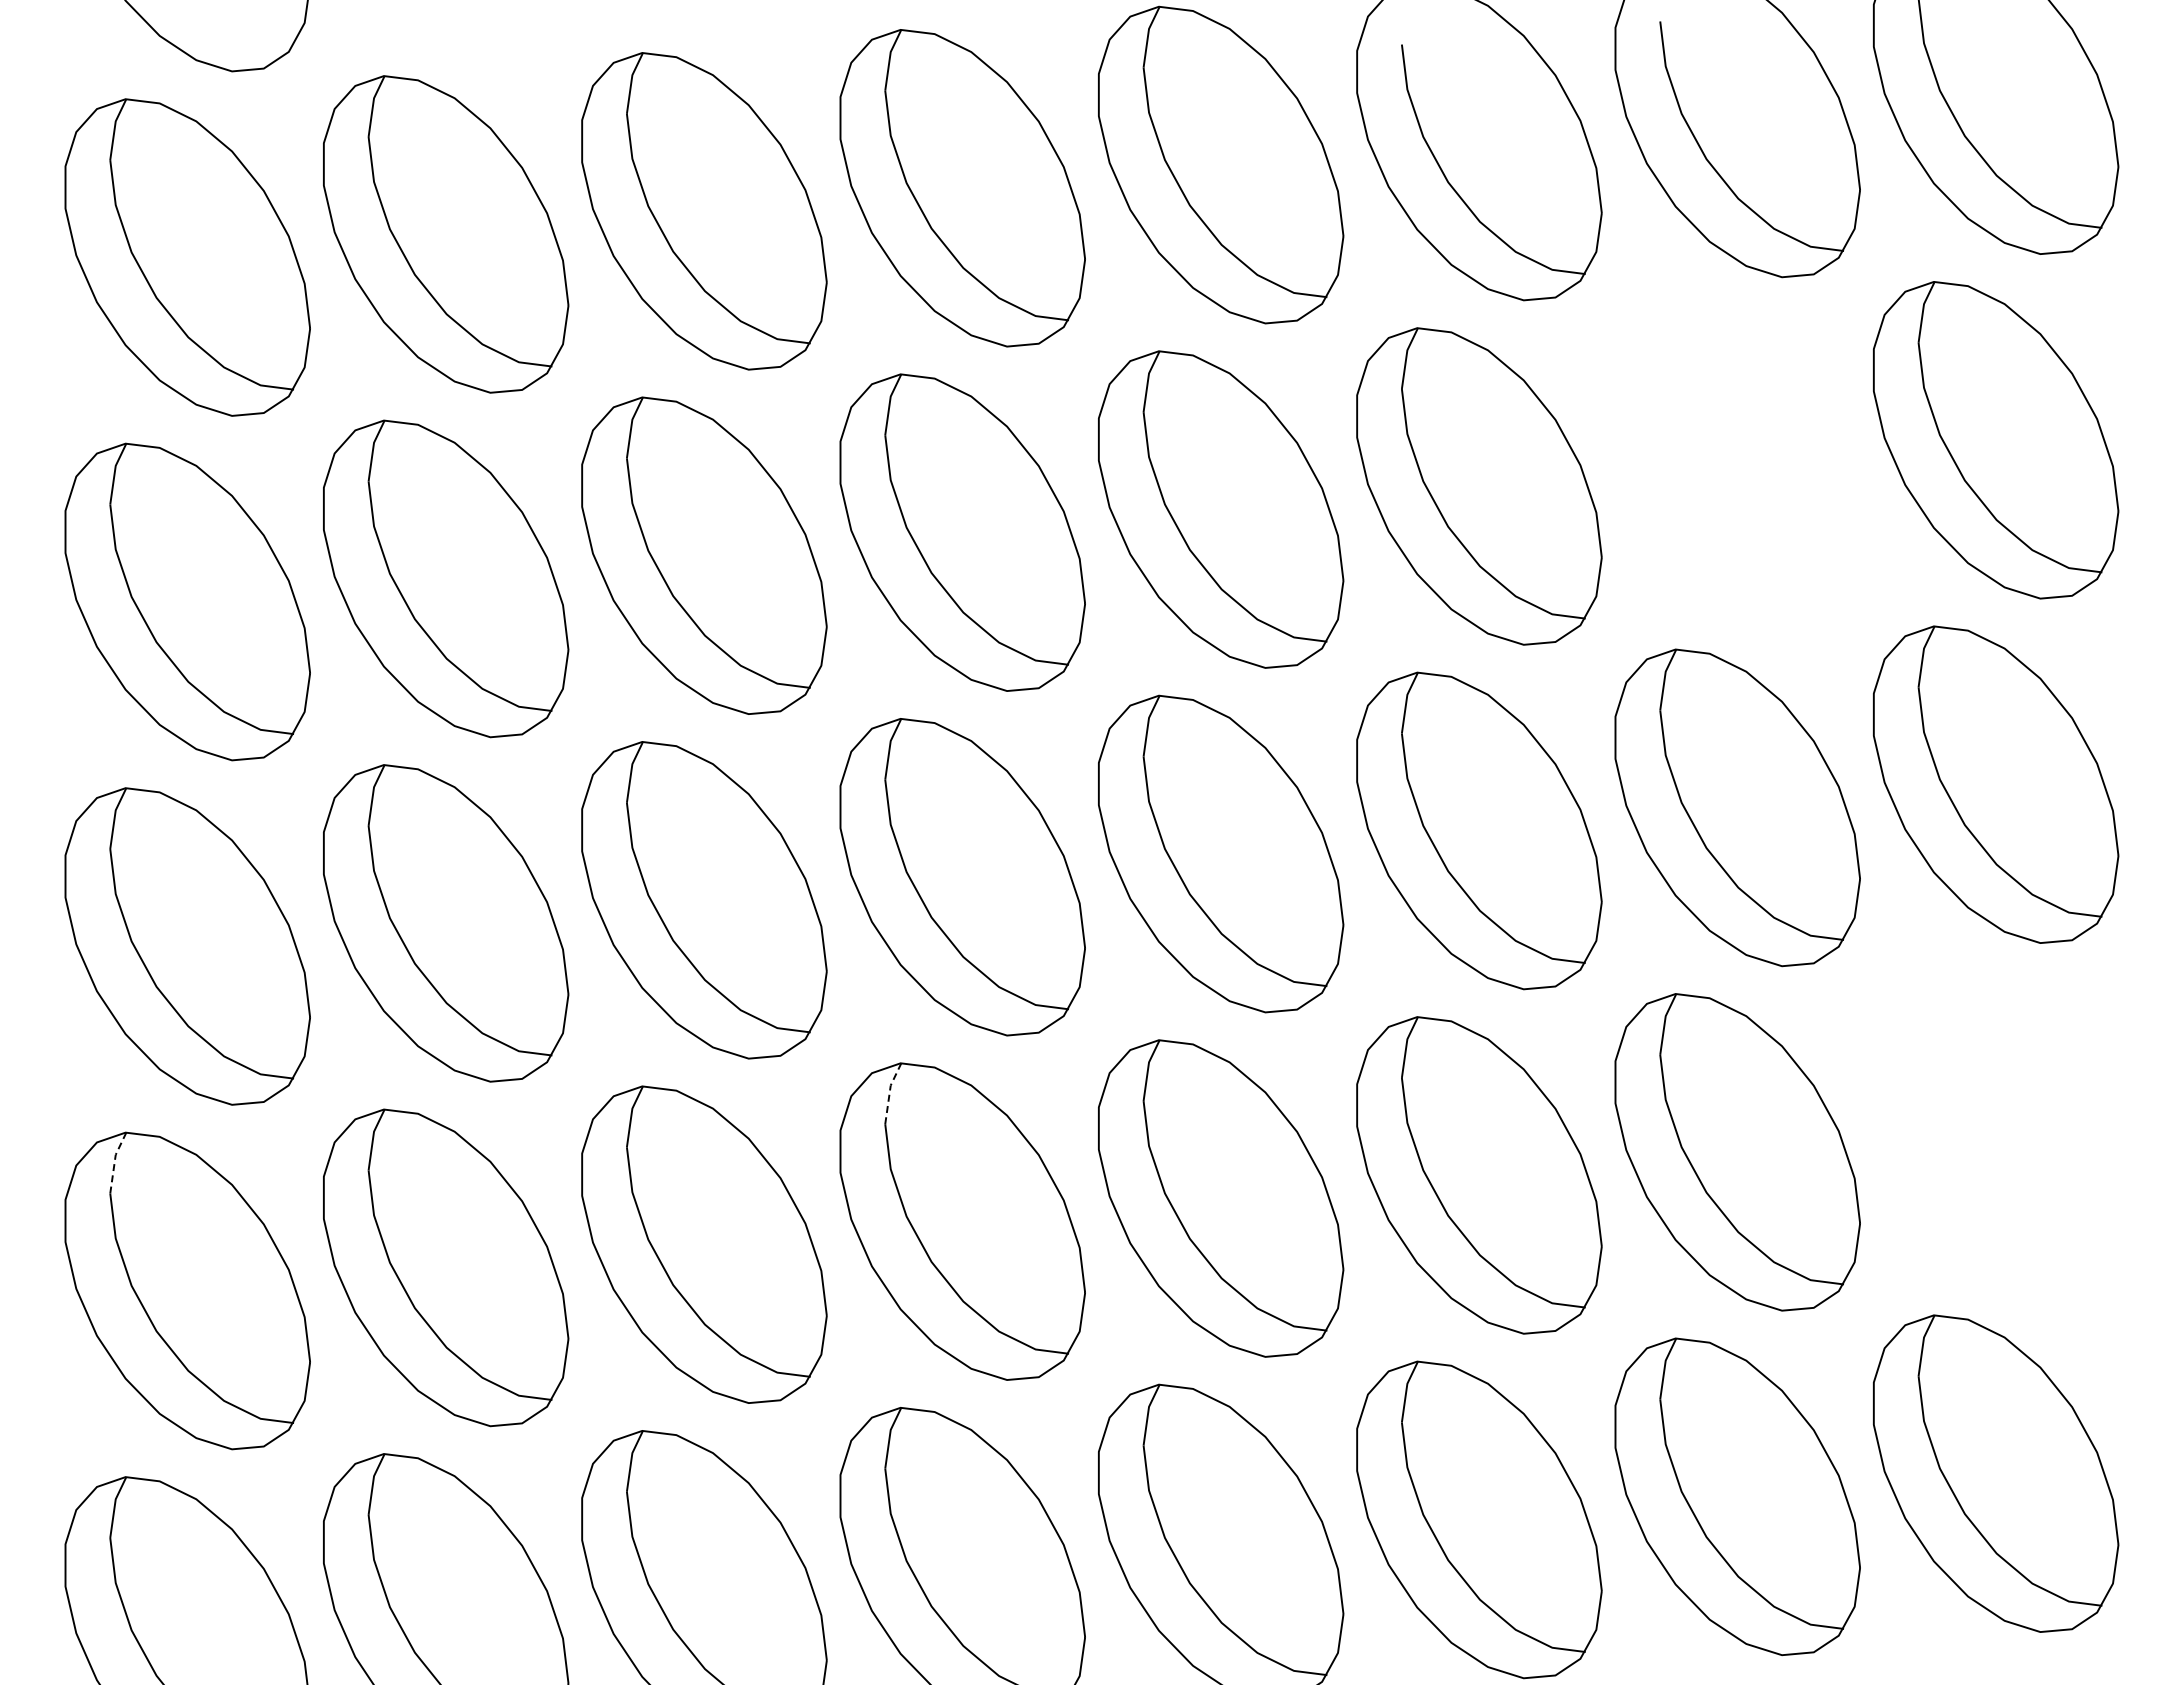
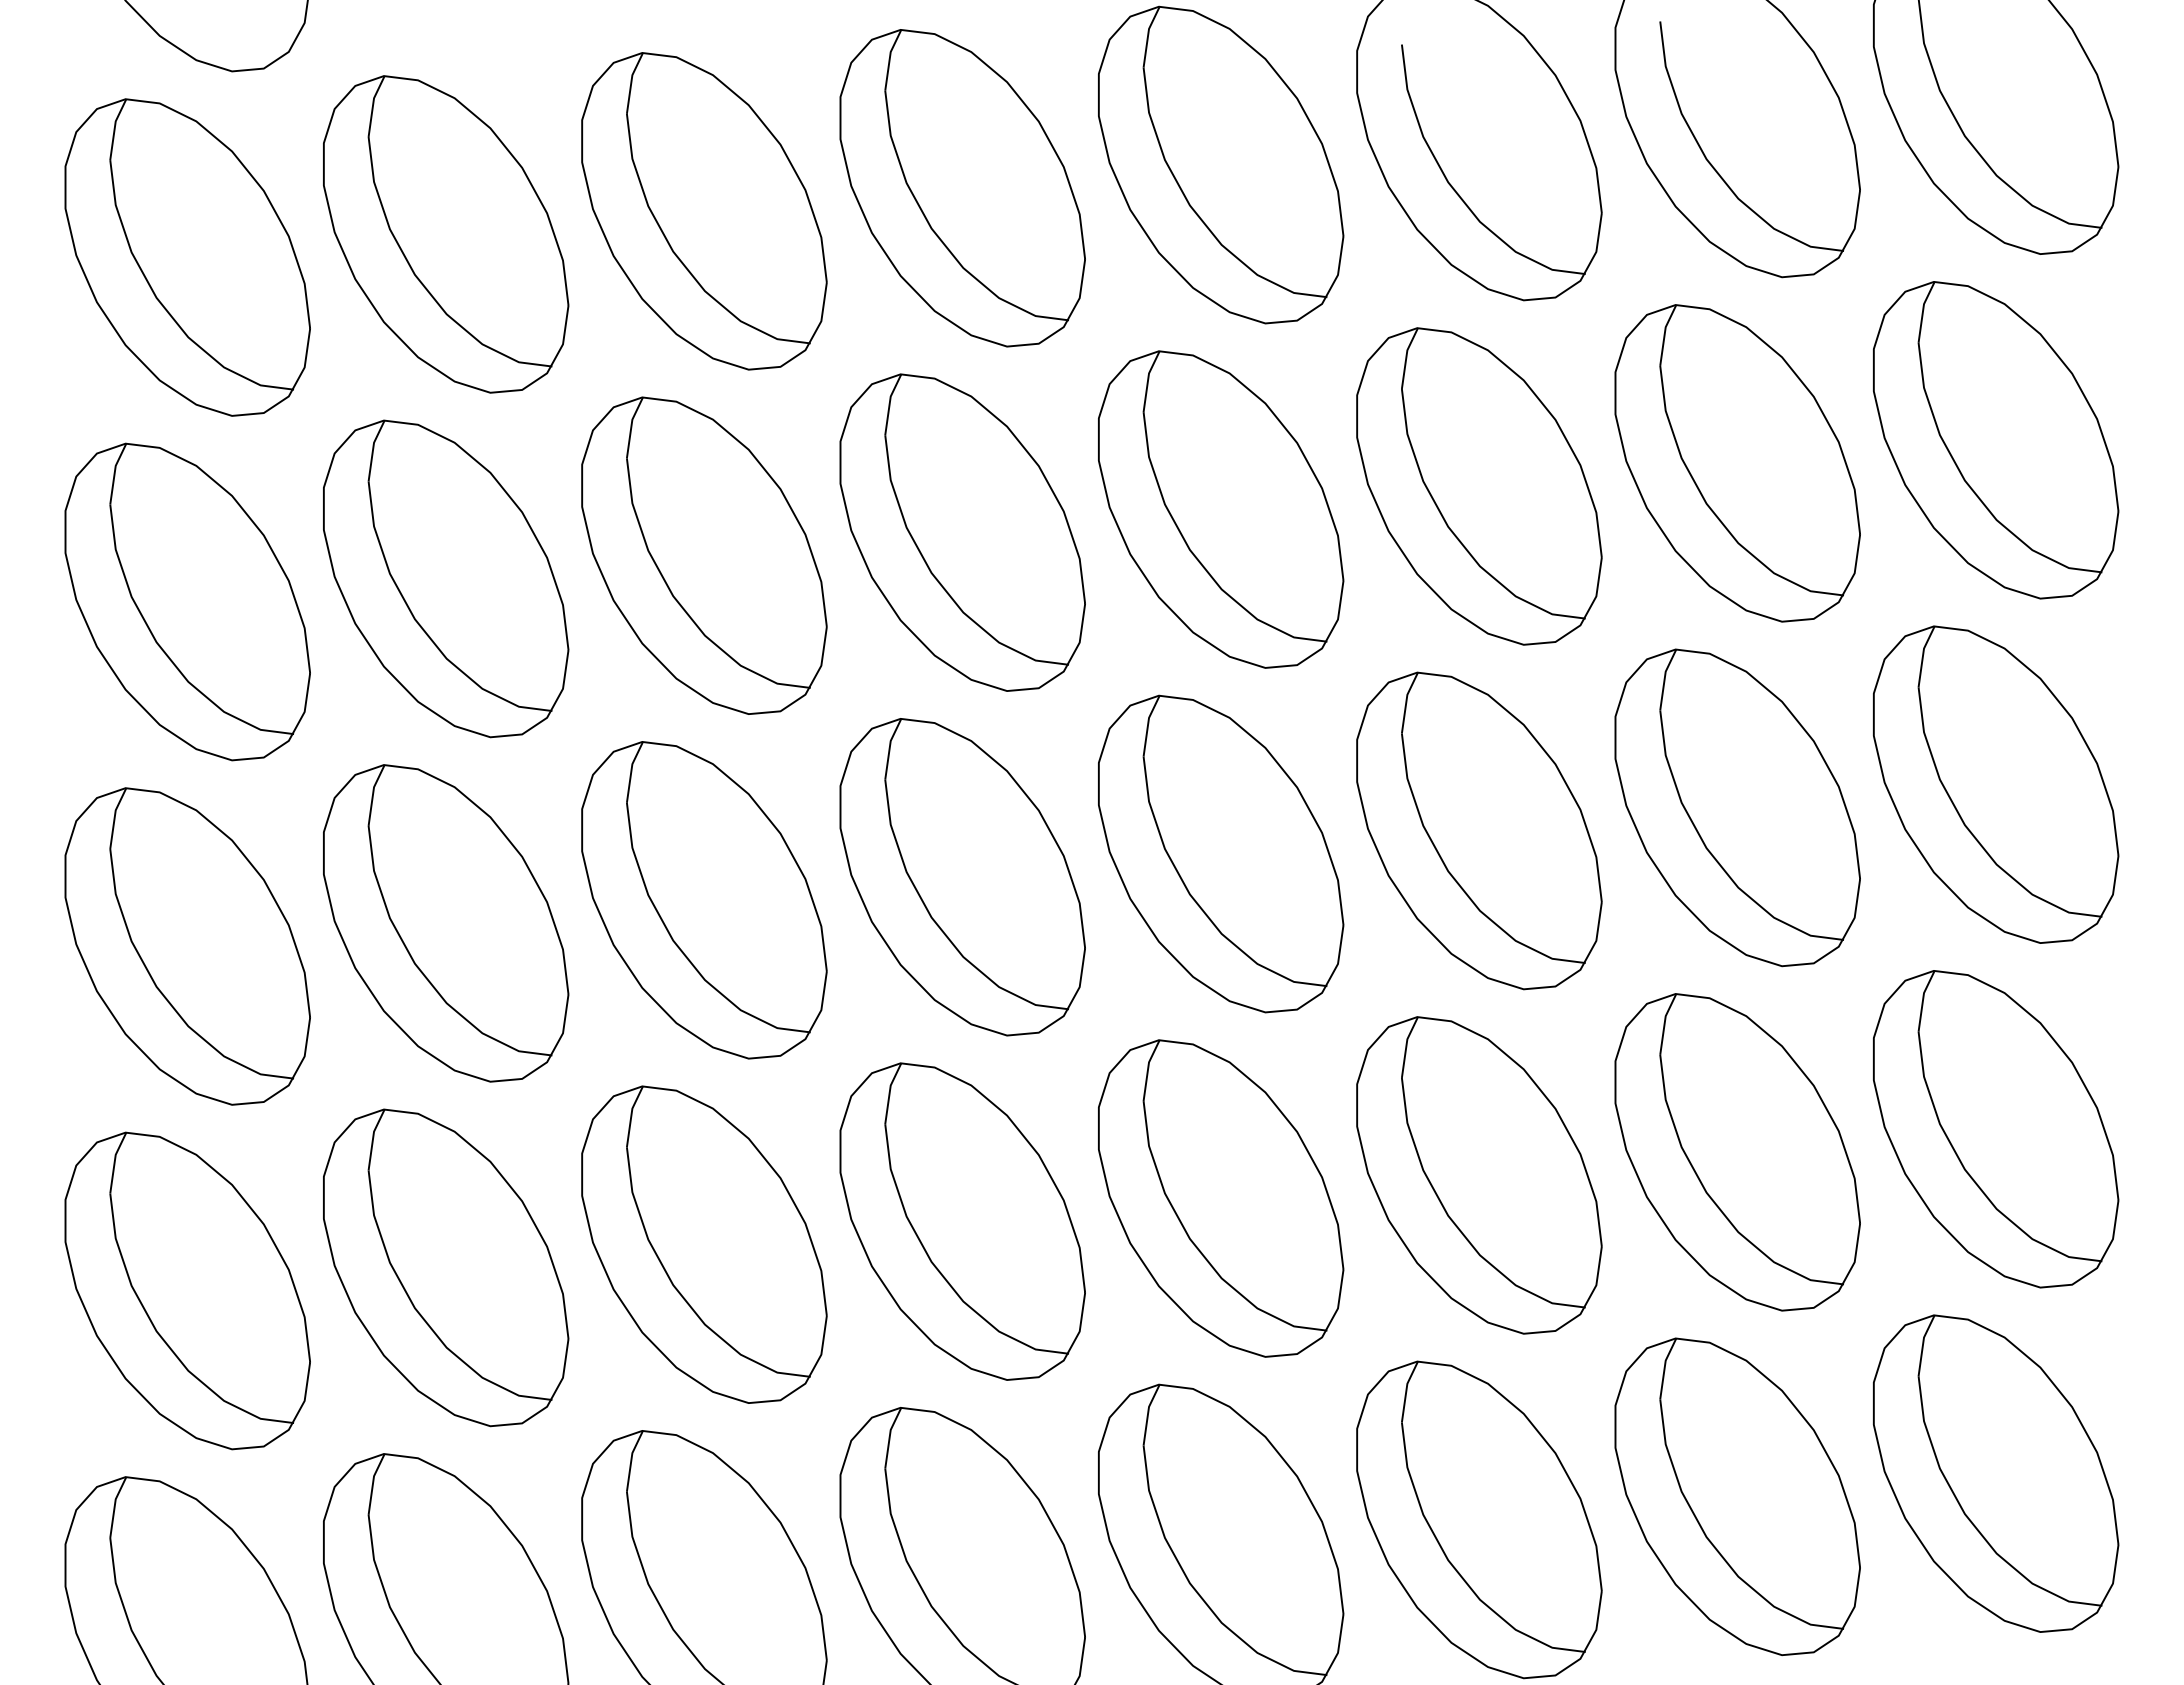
part: none -> present (1737, 463)
line: dashed -> solid (889, 1092)
part: none -> present (1996, 1129)
line: dashed -> solid (114, 1161)
